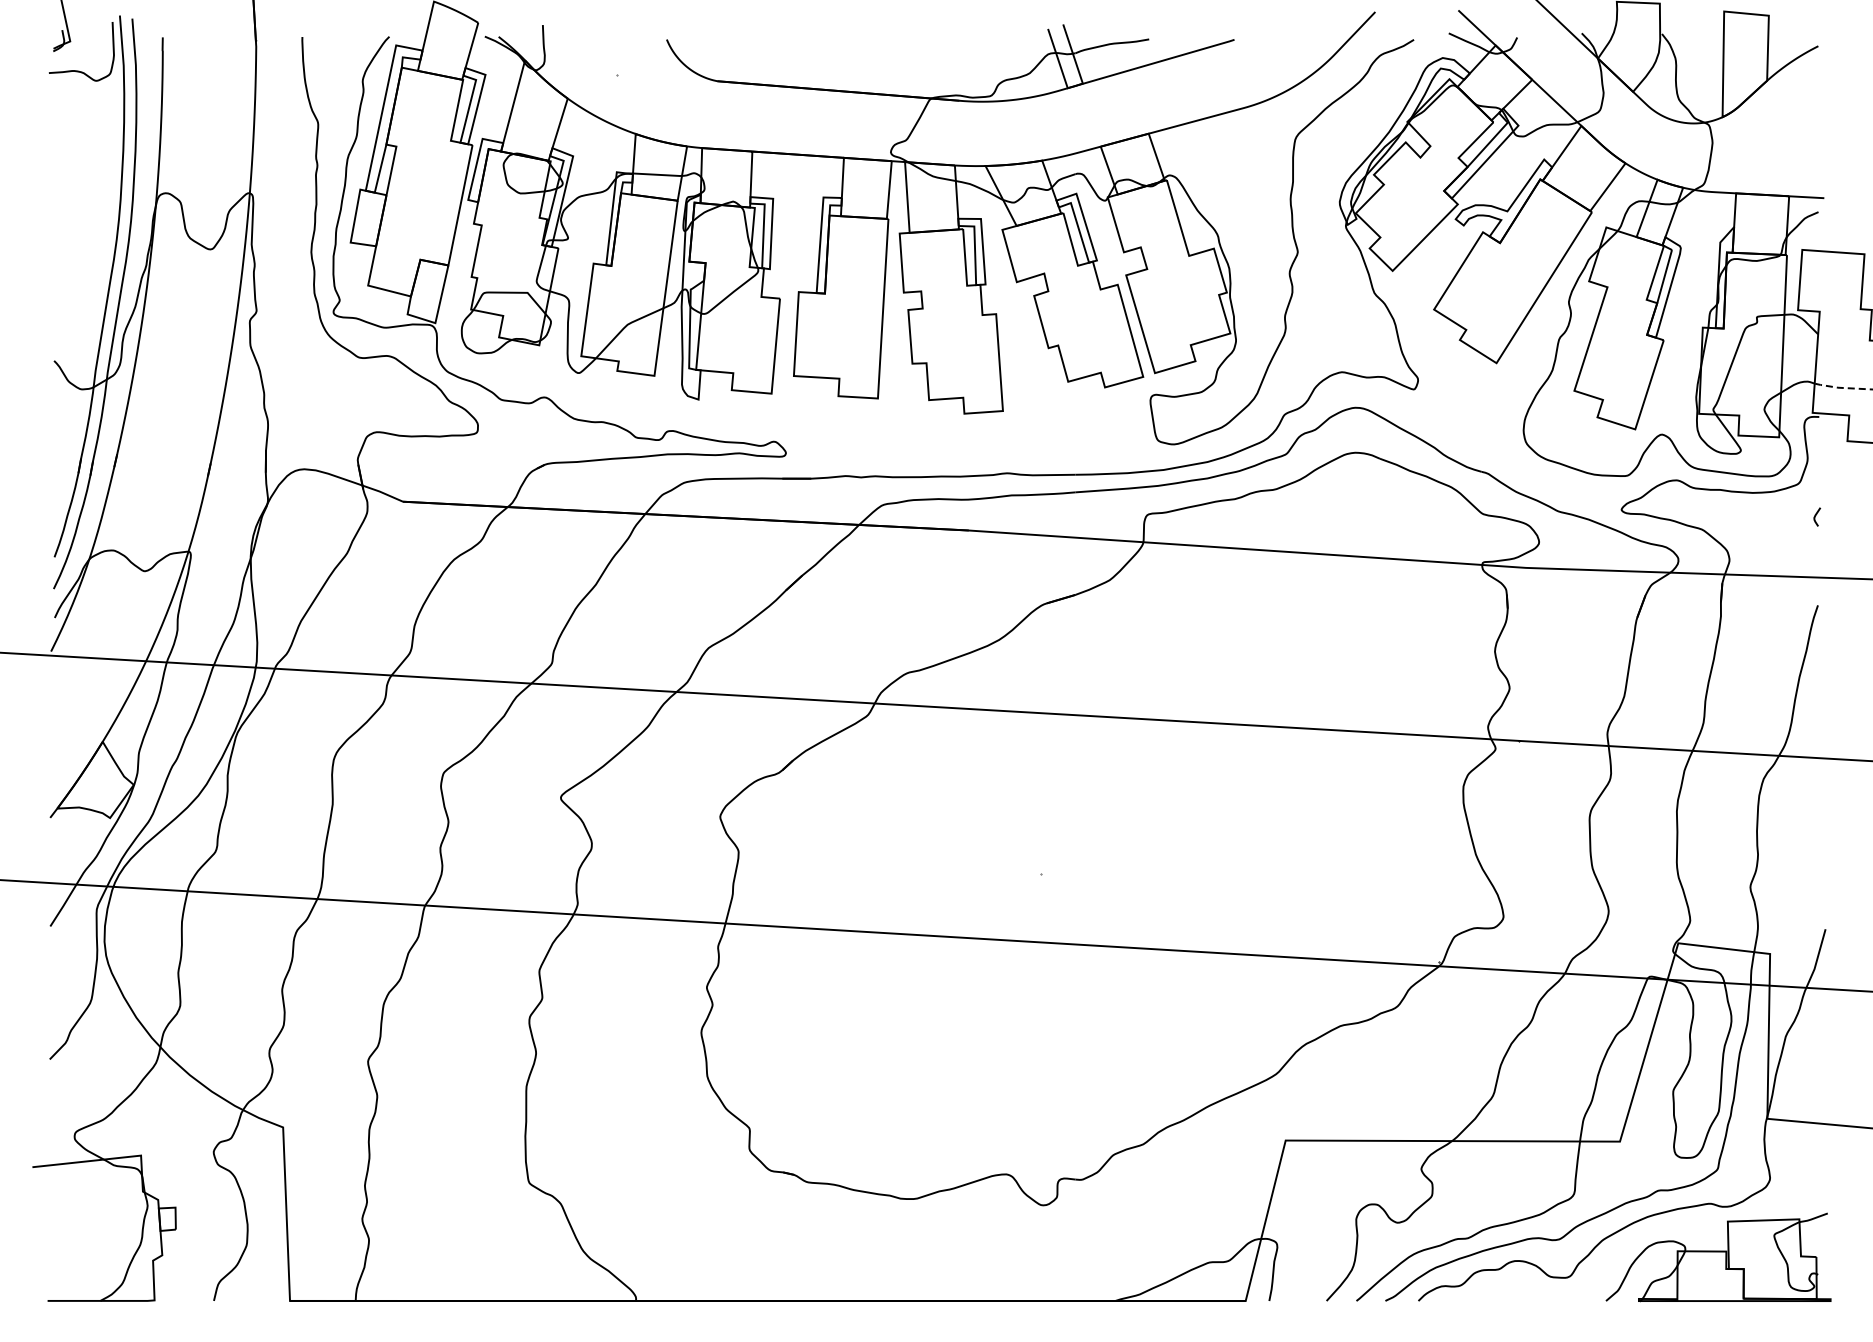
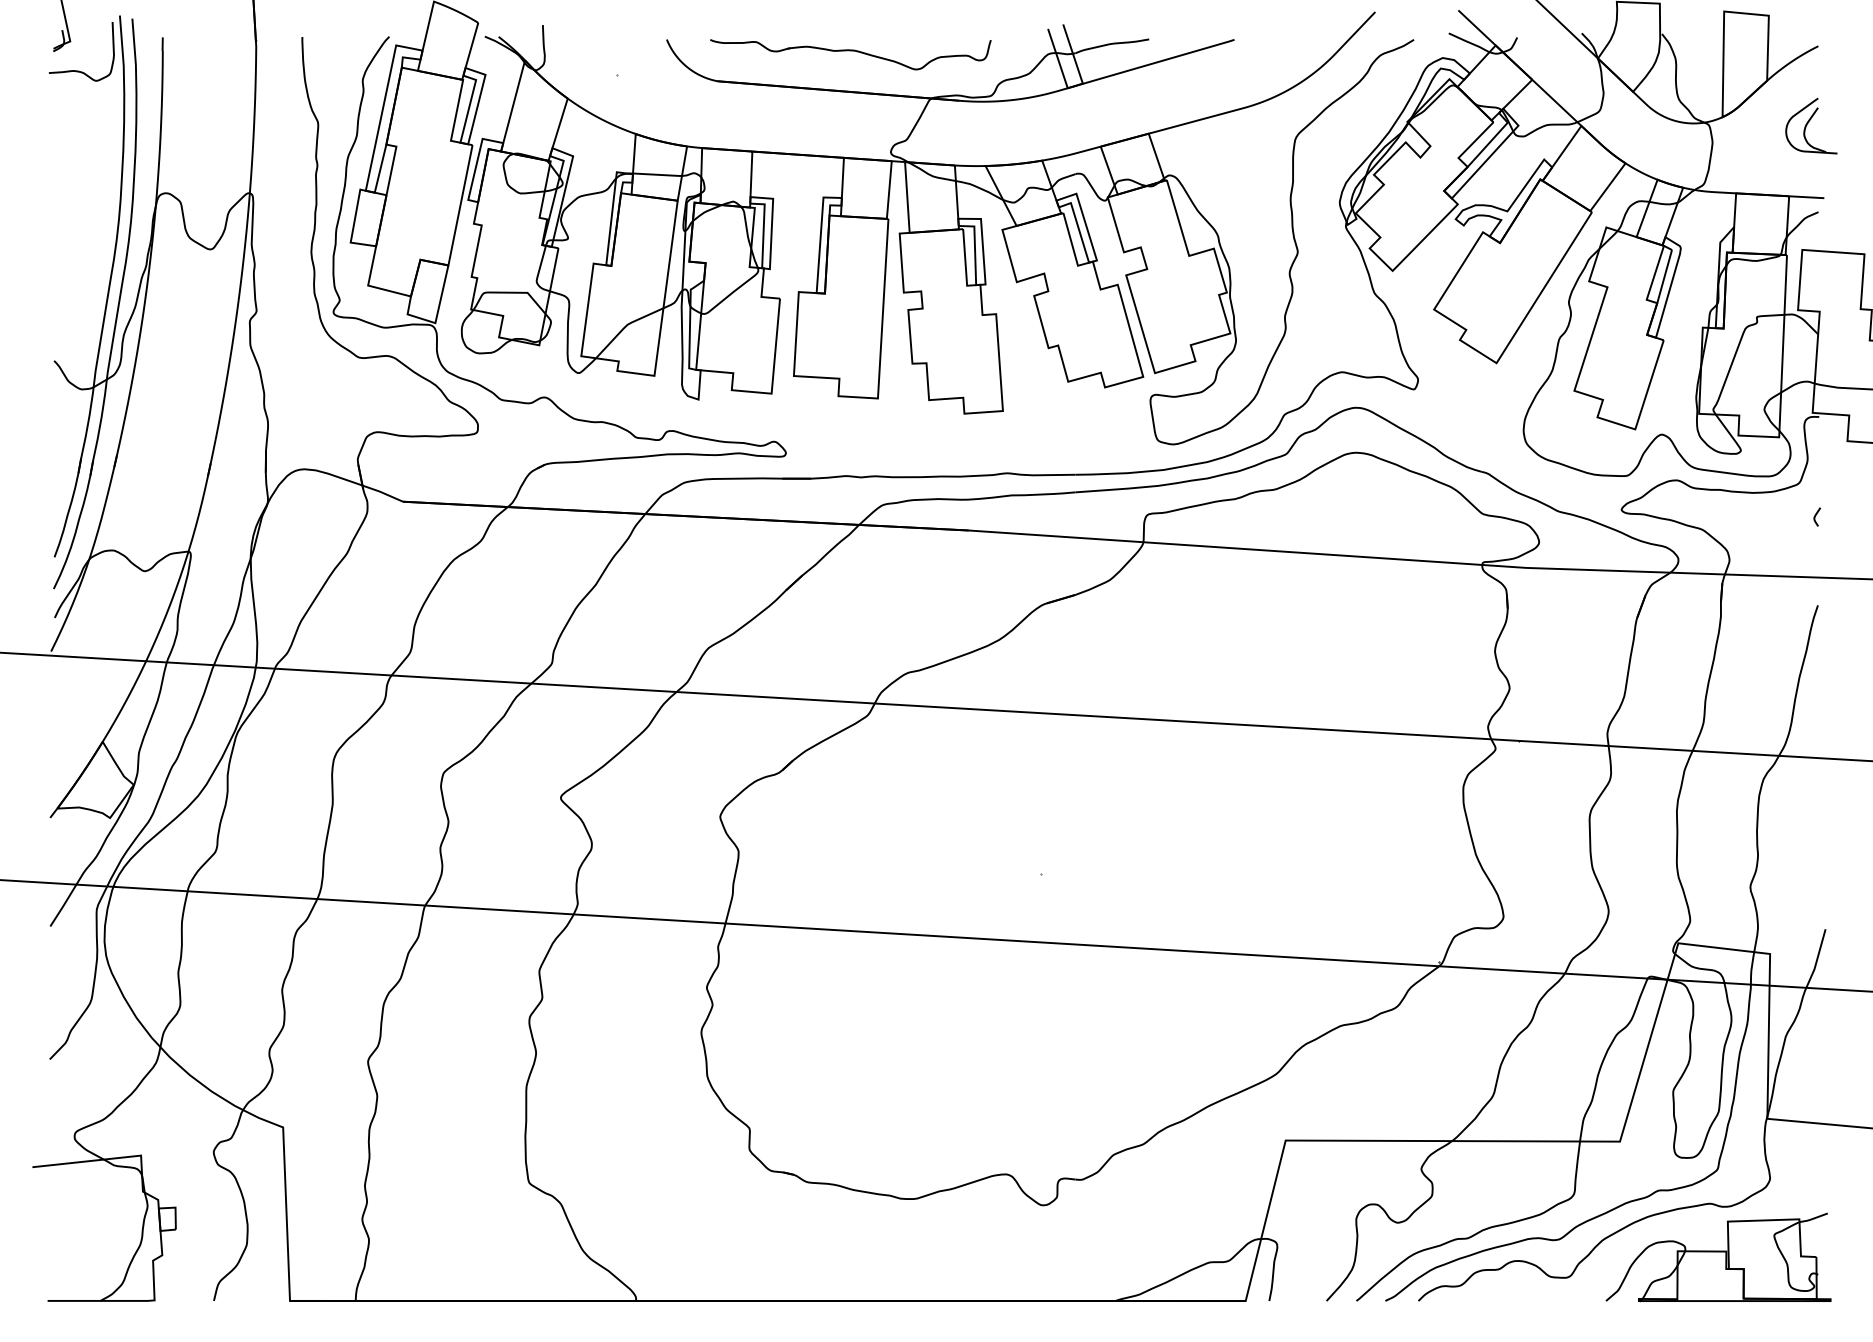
part: none -> present (850, 54)
part: none -> present (1811, 125)
line: dashed -> solid (1841, 387)
